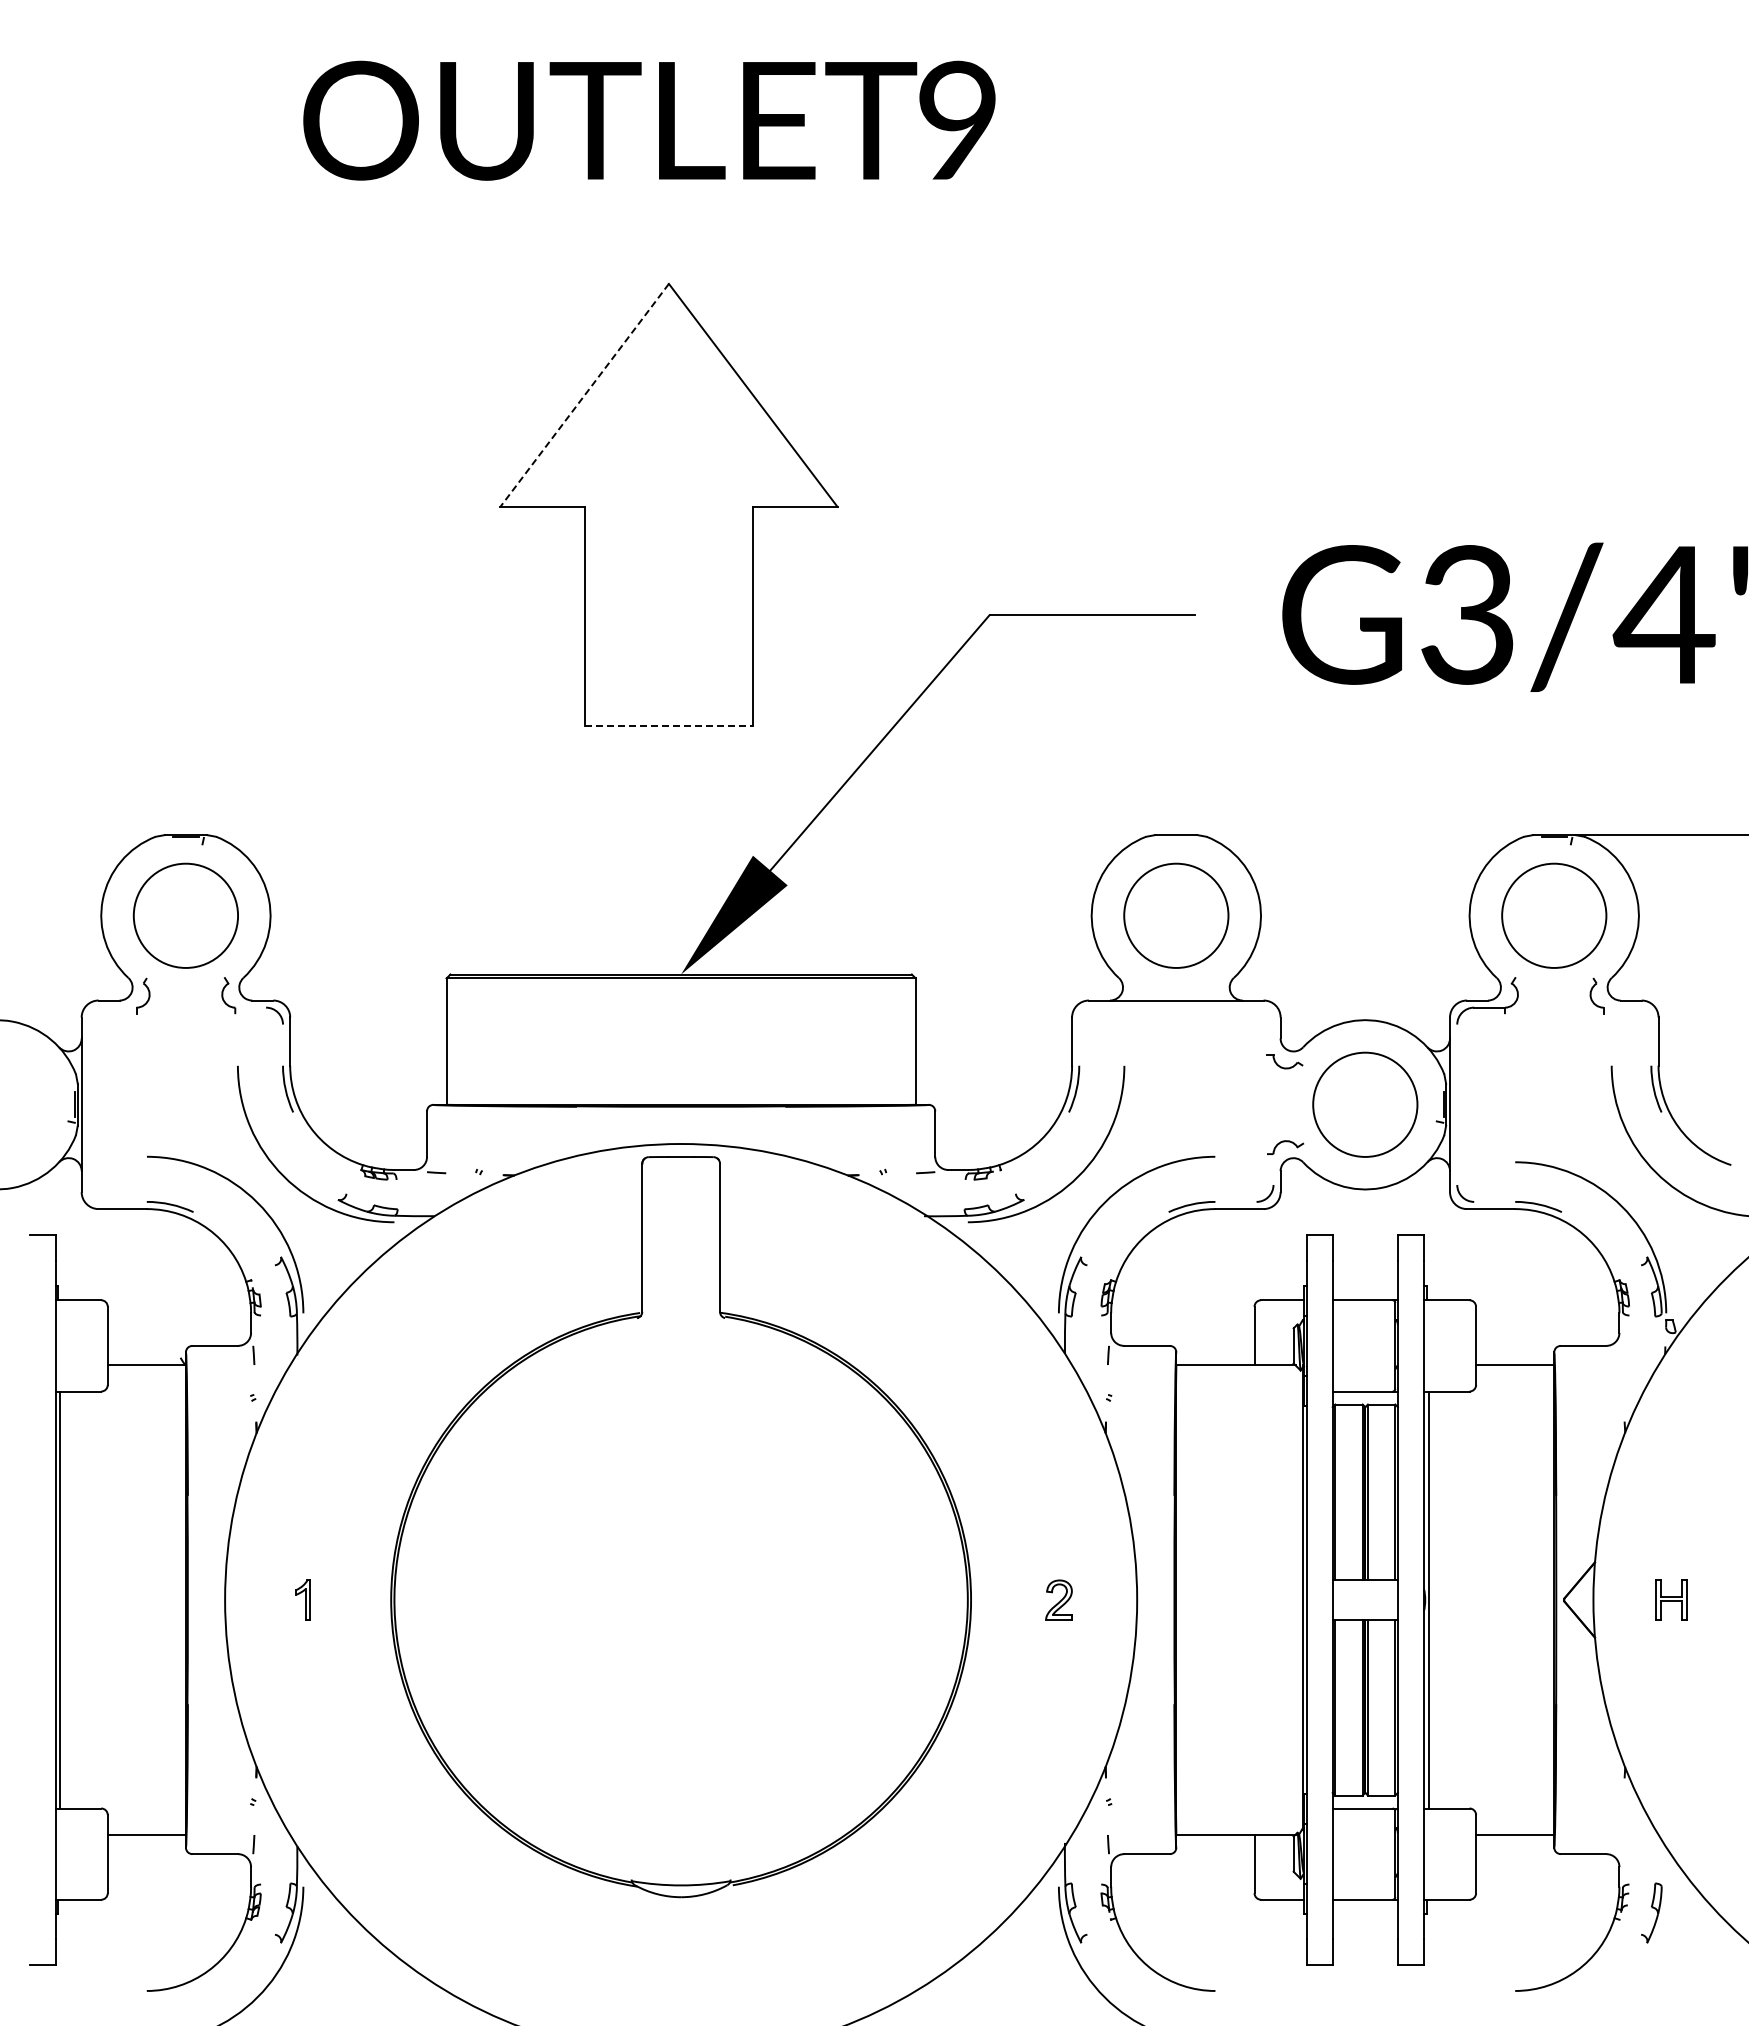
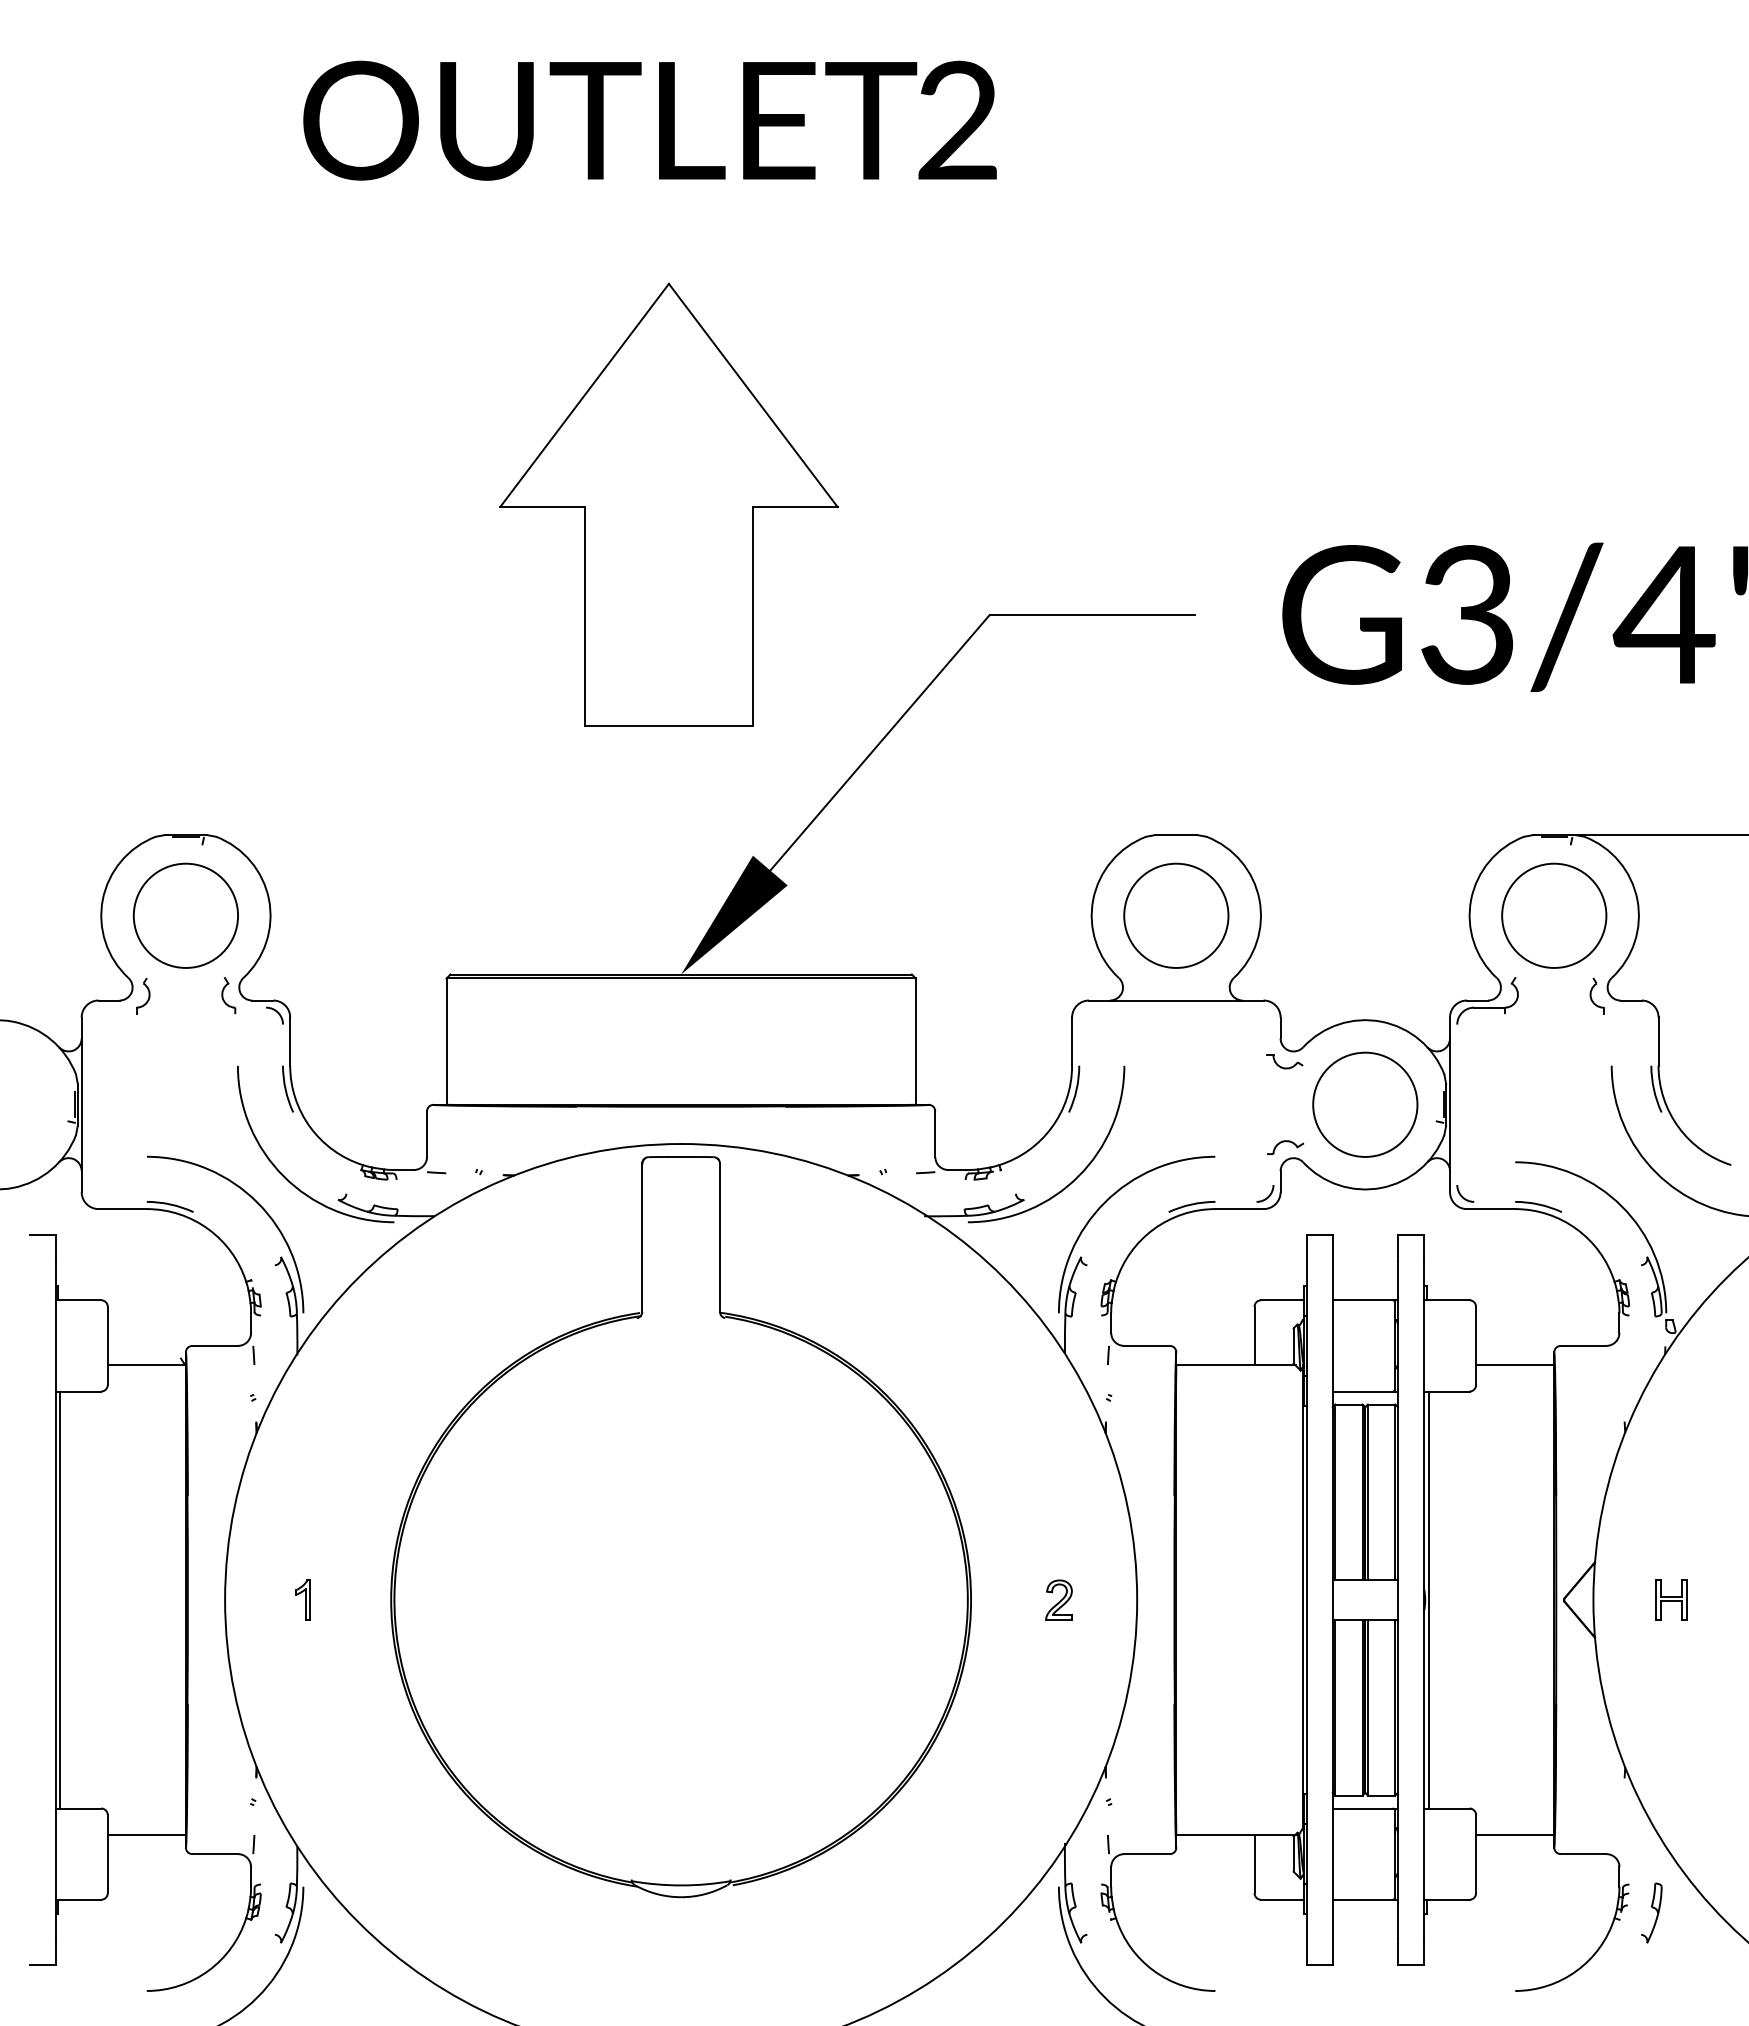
text: 9 -> 2 (957, 120)
line: dashed -> solid (584, 395)
line: dashed -> solid (669, 726)
